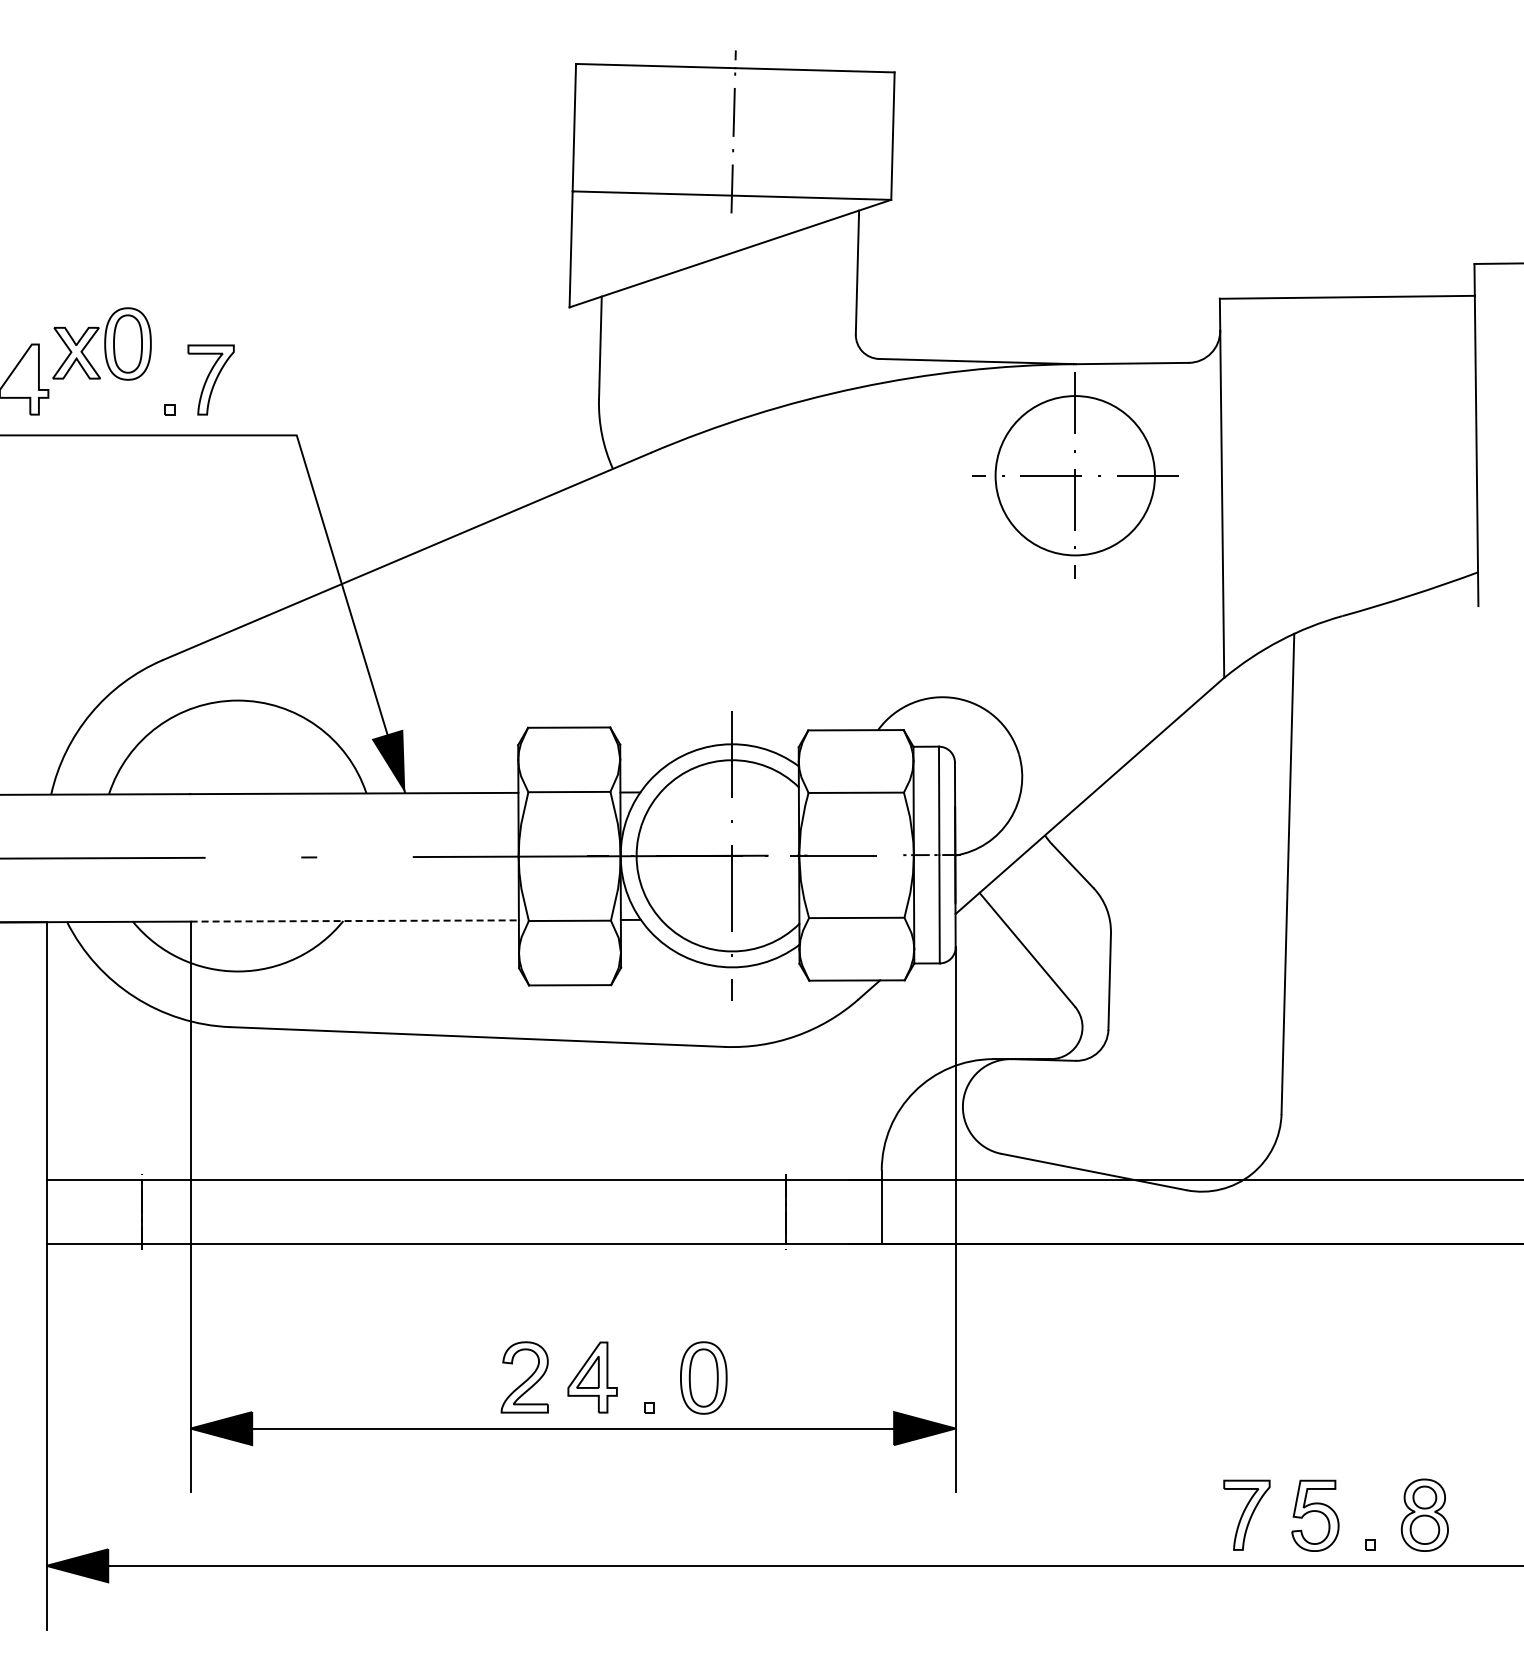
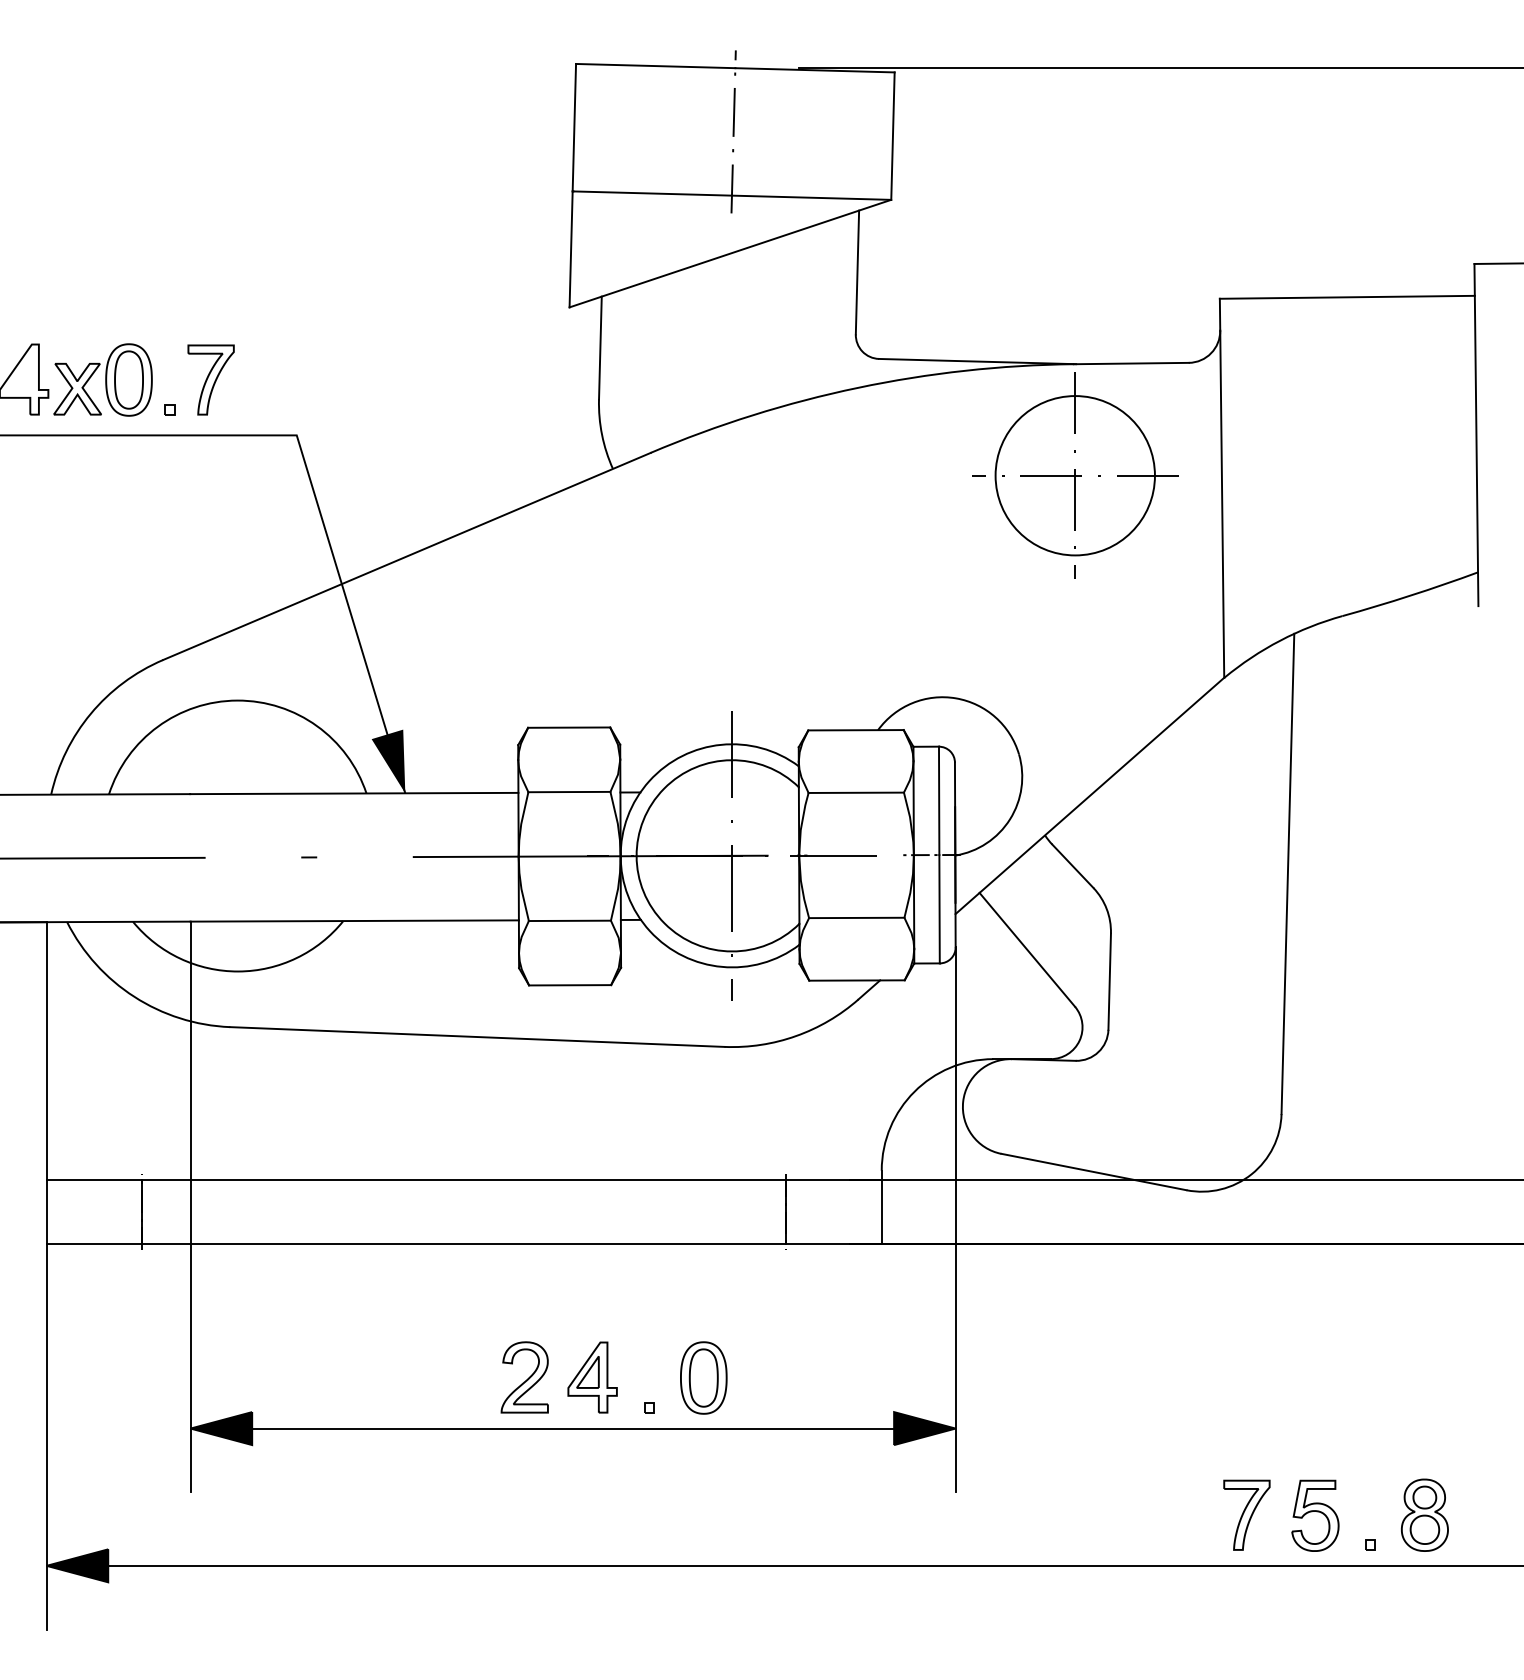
line: none -> present (1159, 68)
part position: (101, 343) -> (102, 379) (102, 379)
line: dashed -> solid (355, 921)
